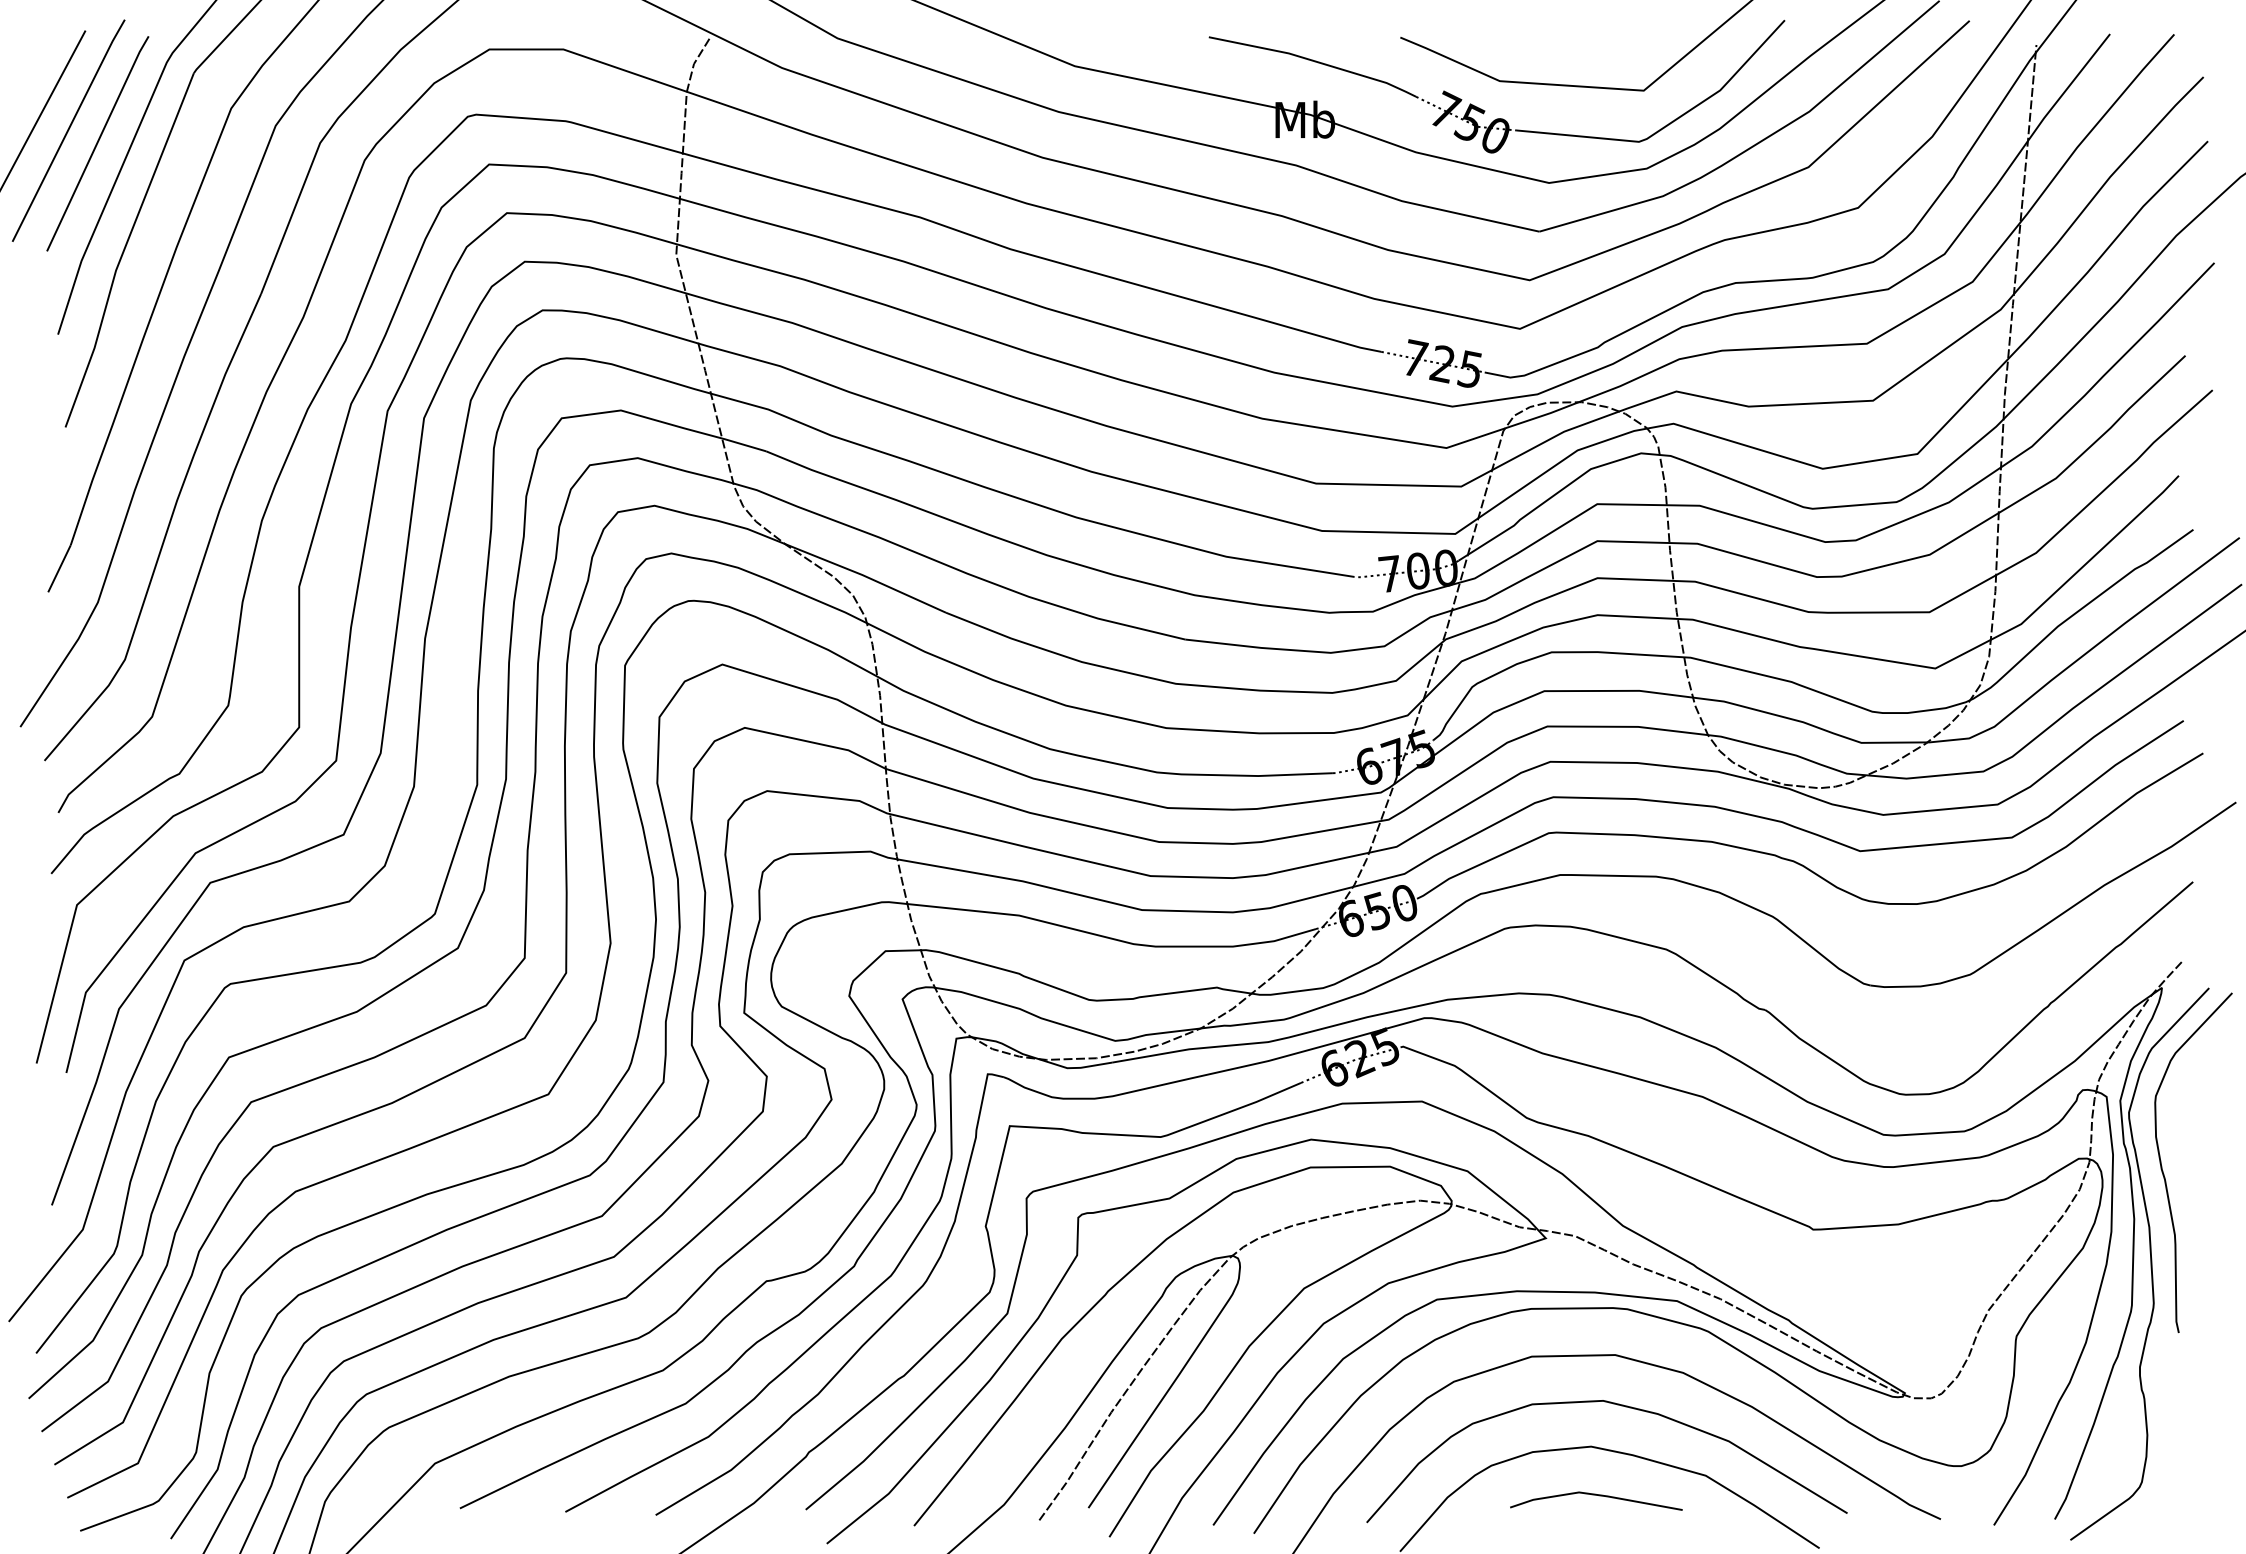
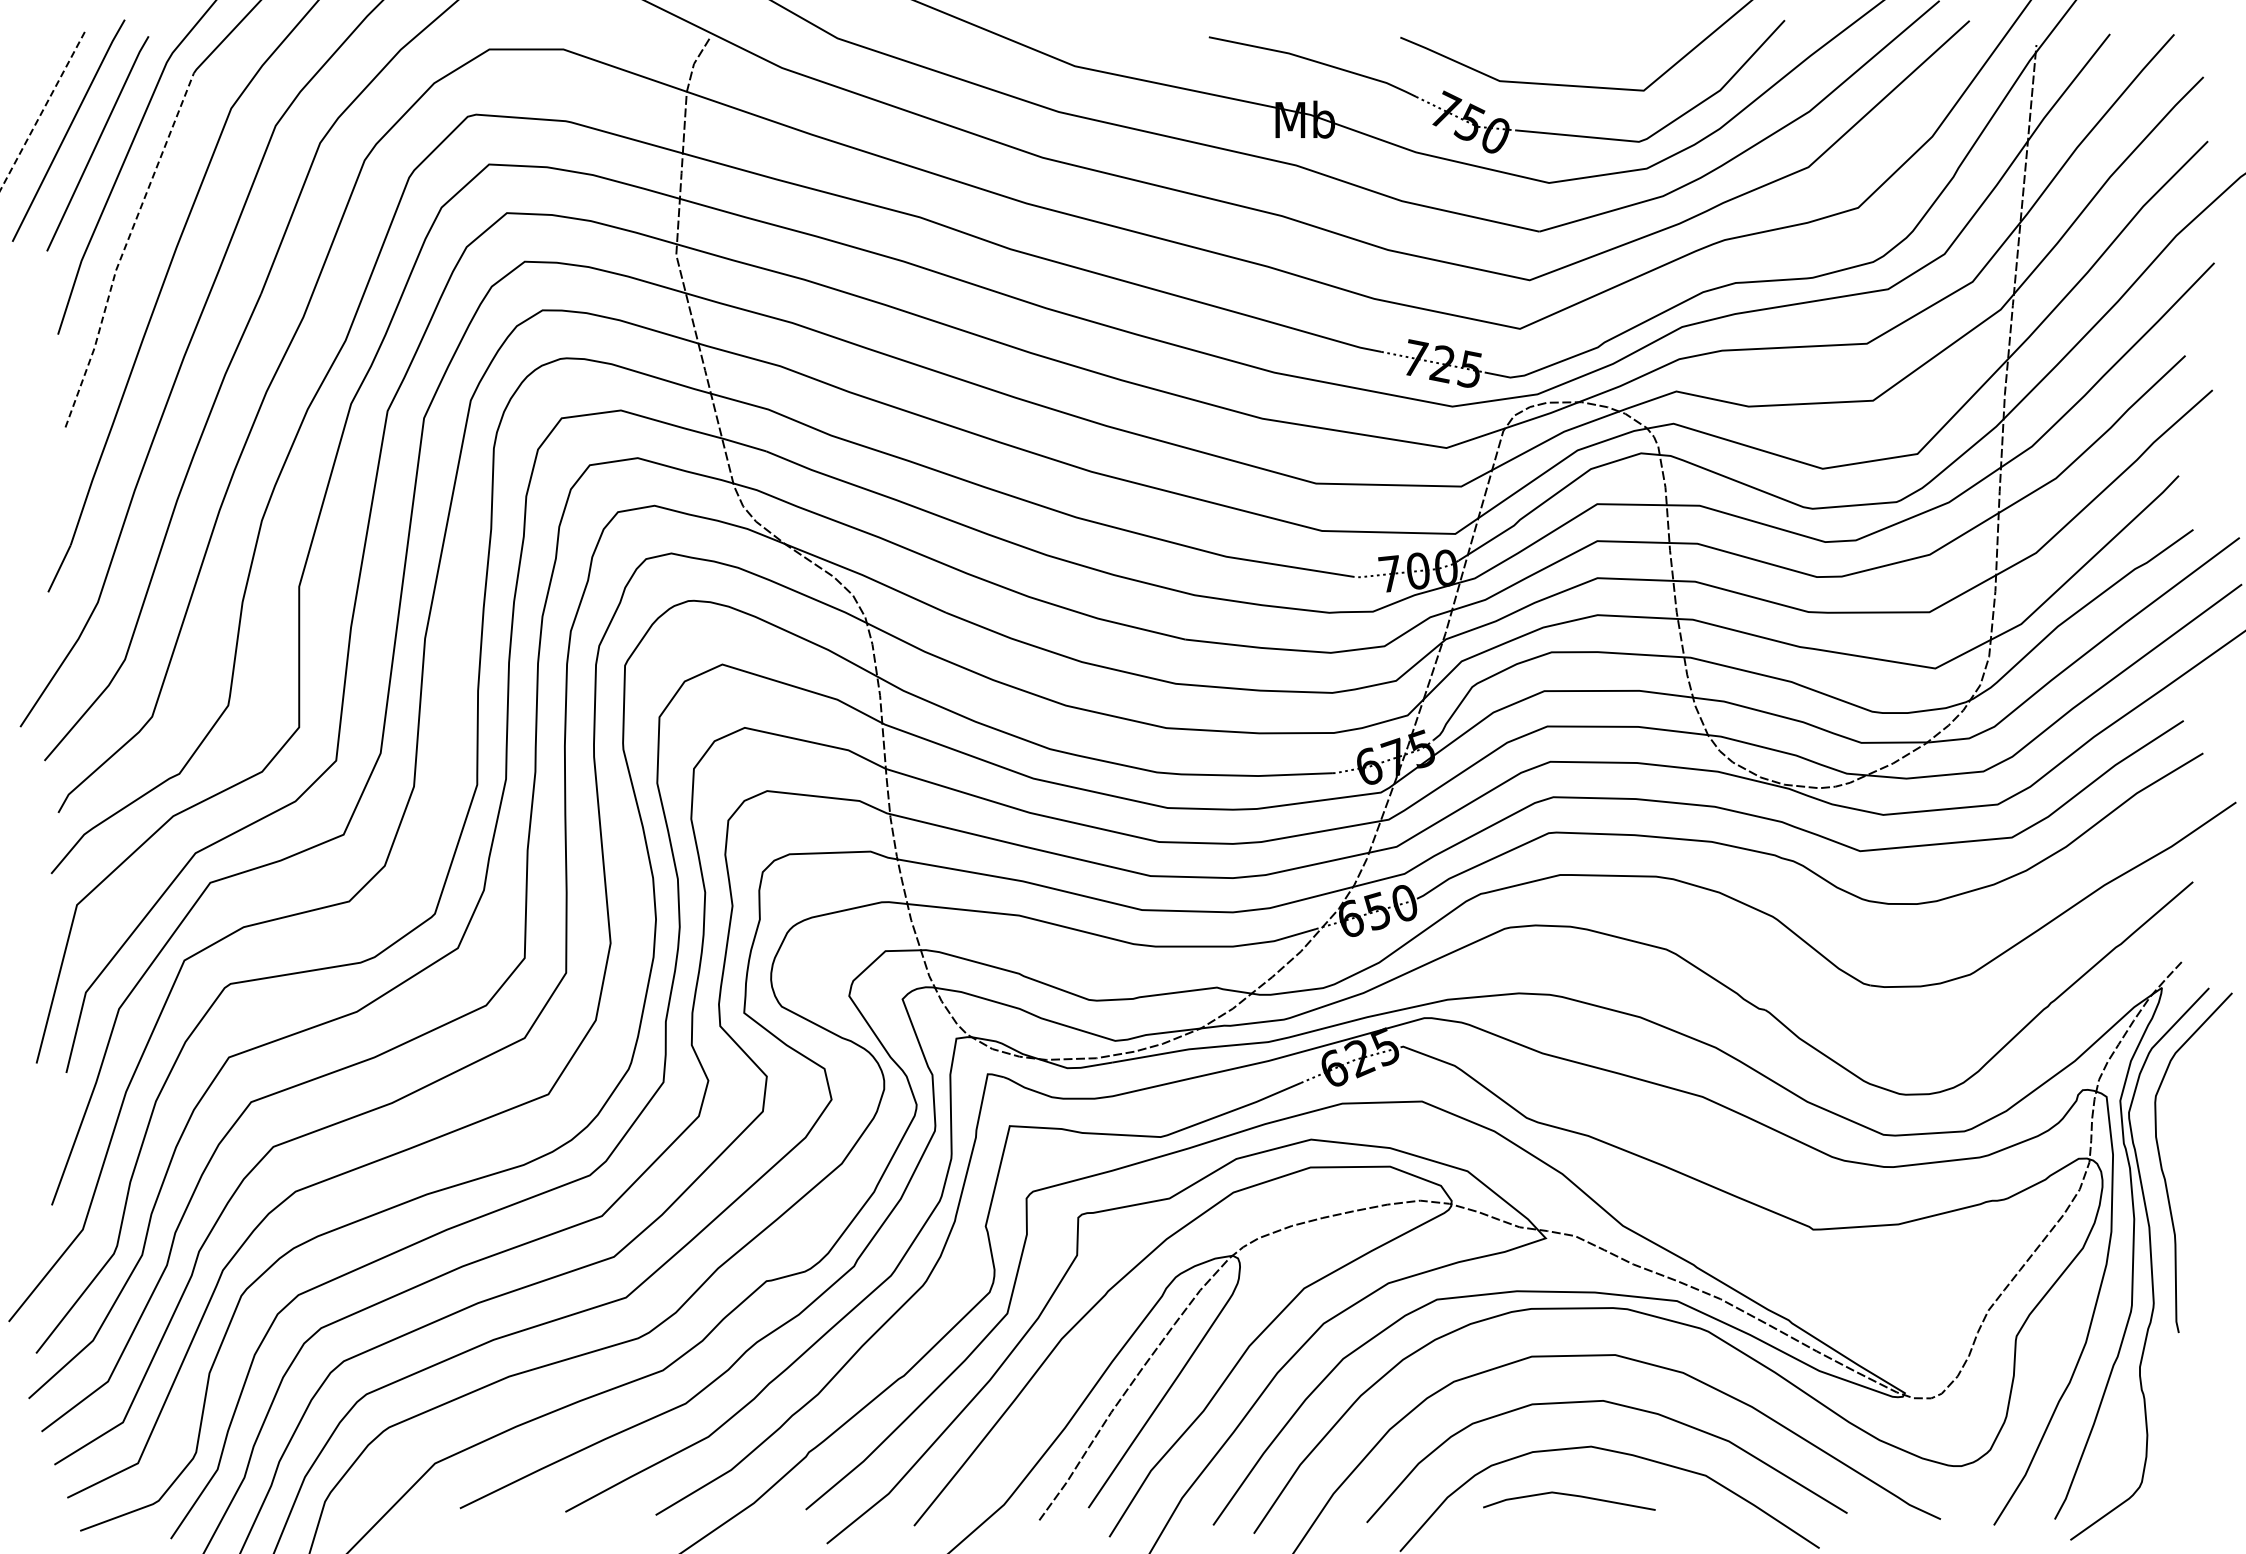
line: solid -> dashed (42, 110)
line: solid -> dashed (124, 249)
line position: (1596, 1495) -> (1569, 1495) (1569, 1495)
